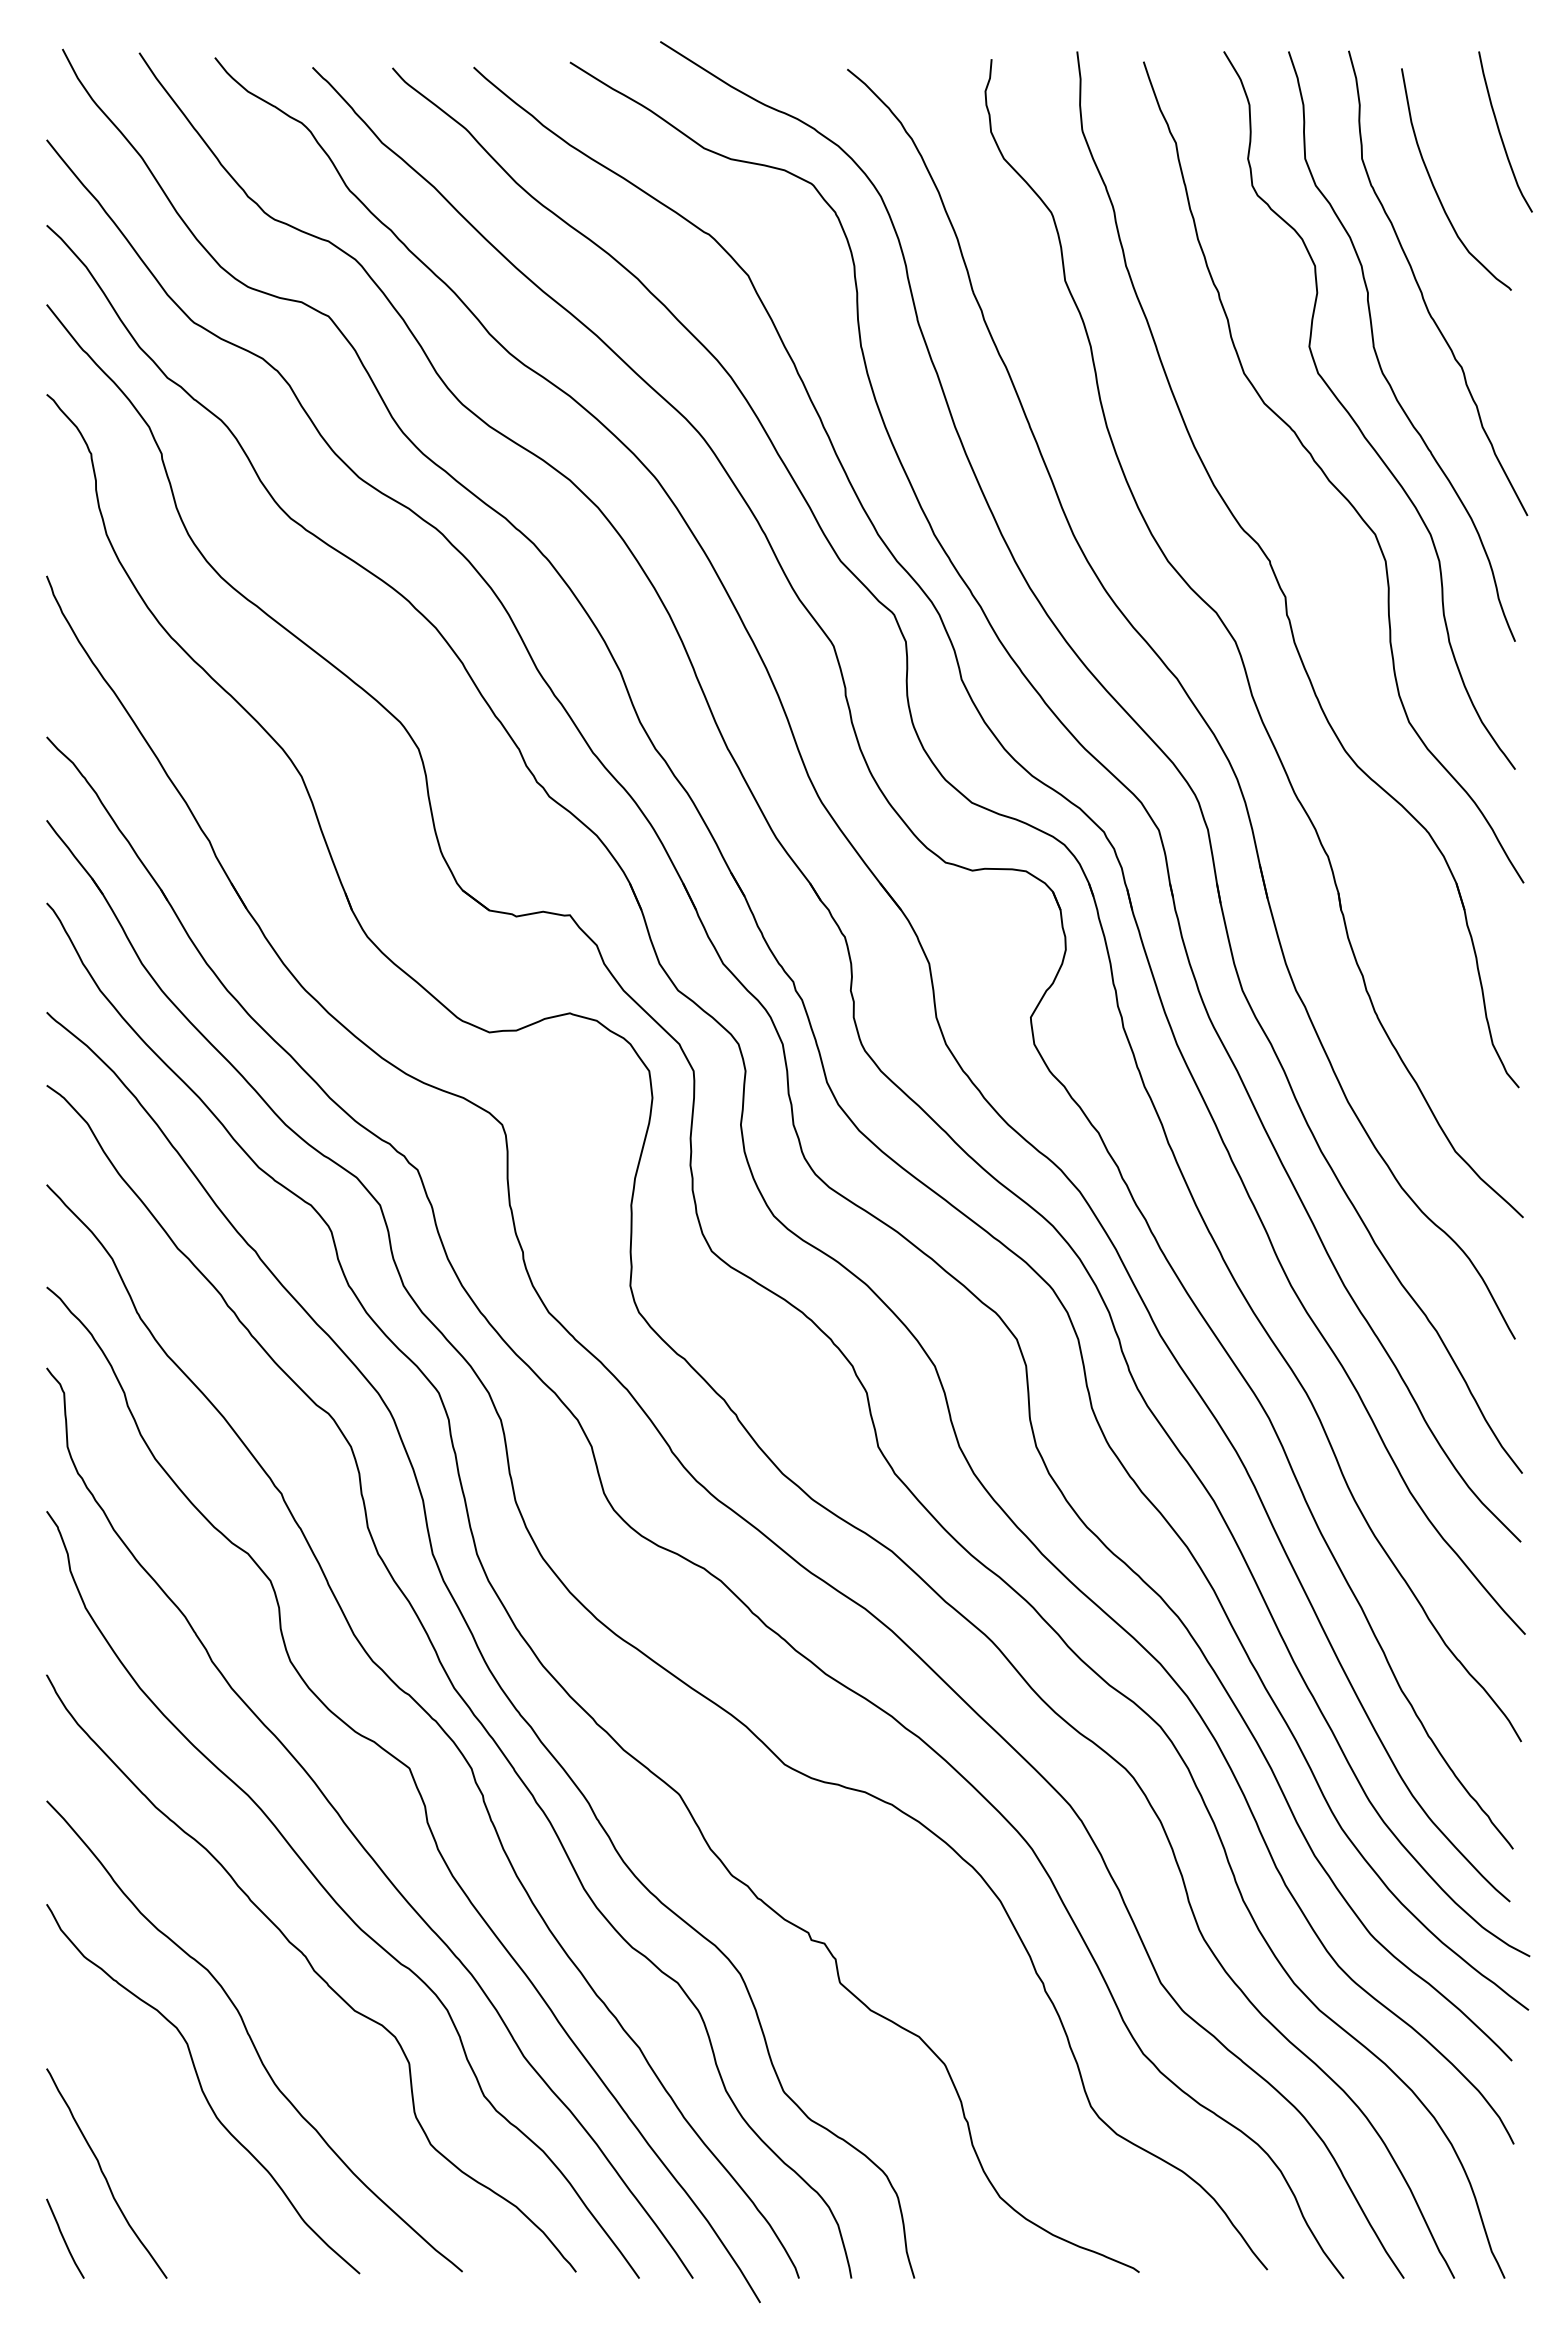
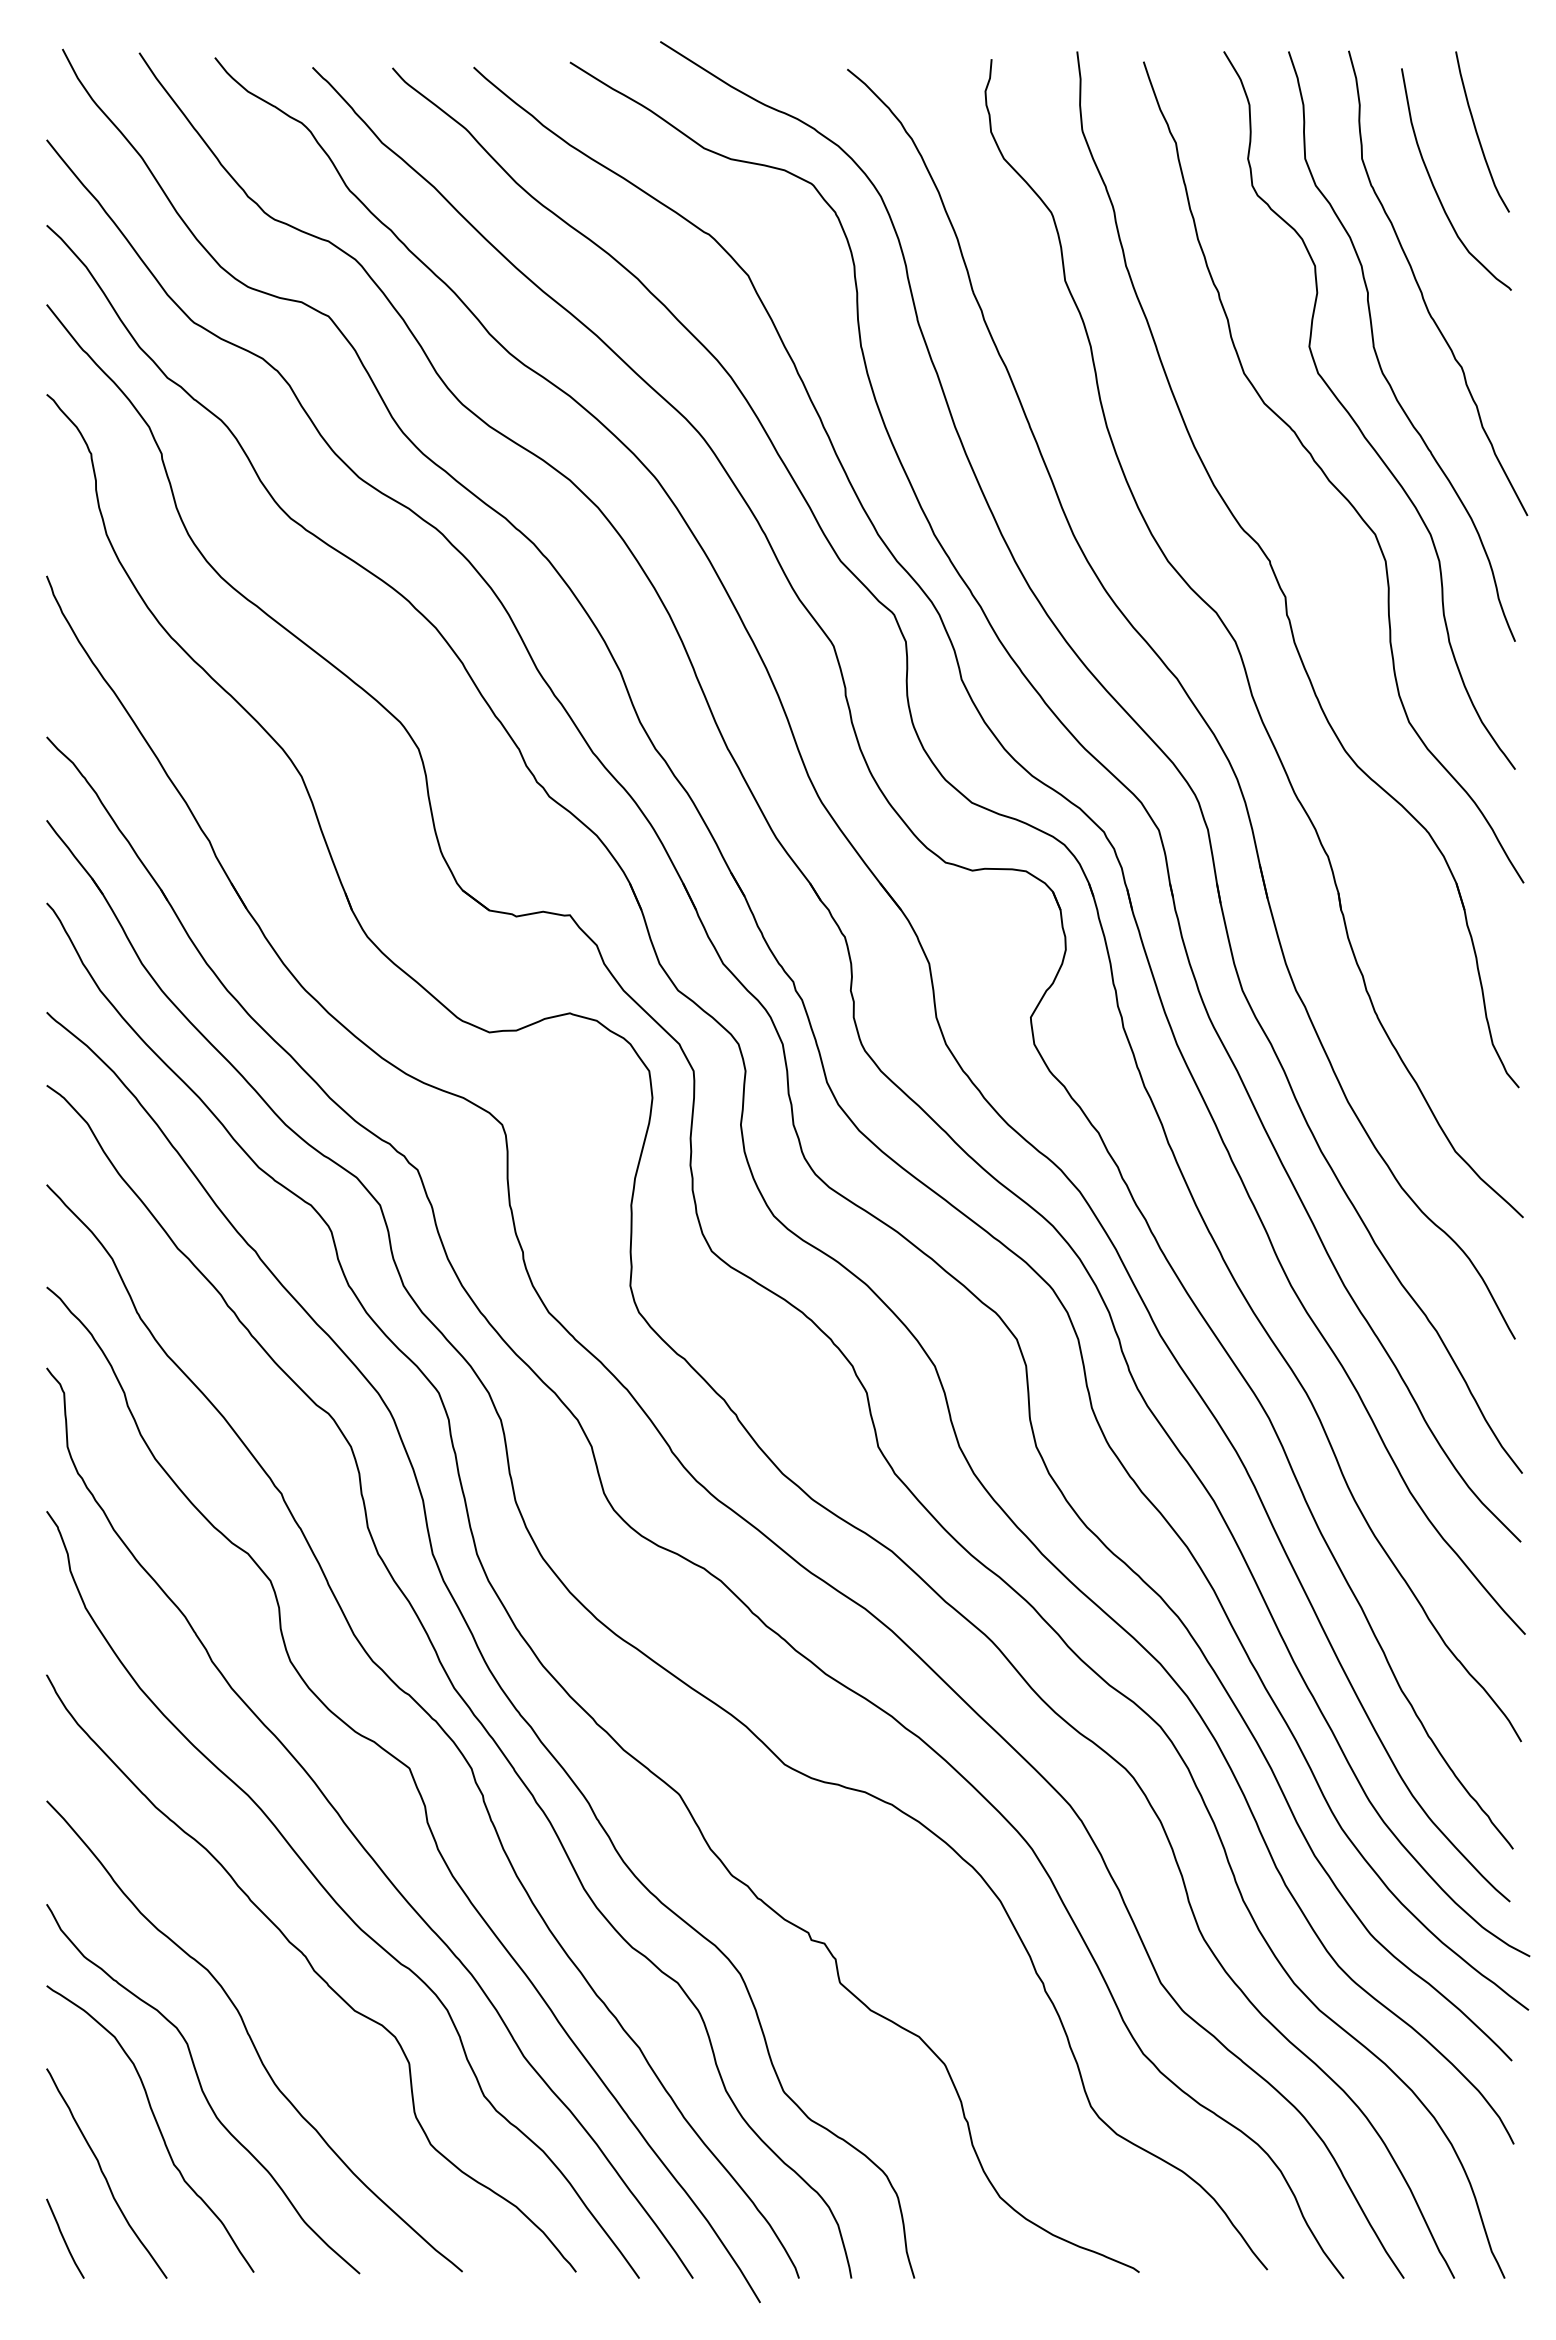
curve position: (1500, 131) -> (1477, 131) (1477, 131)
curve: none -> present (157, 2127)
